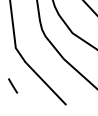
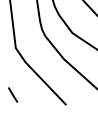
line position: (13, 85) -> (13, 94) (13, 94)
